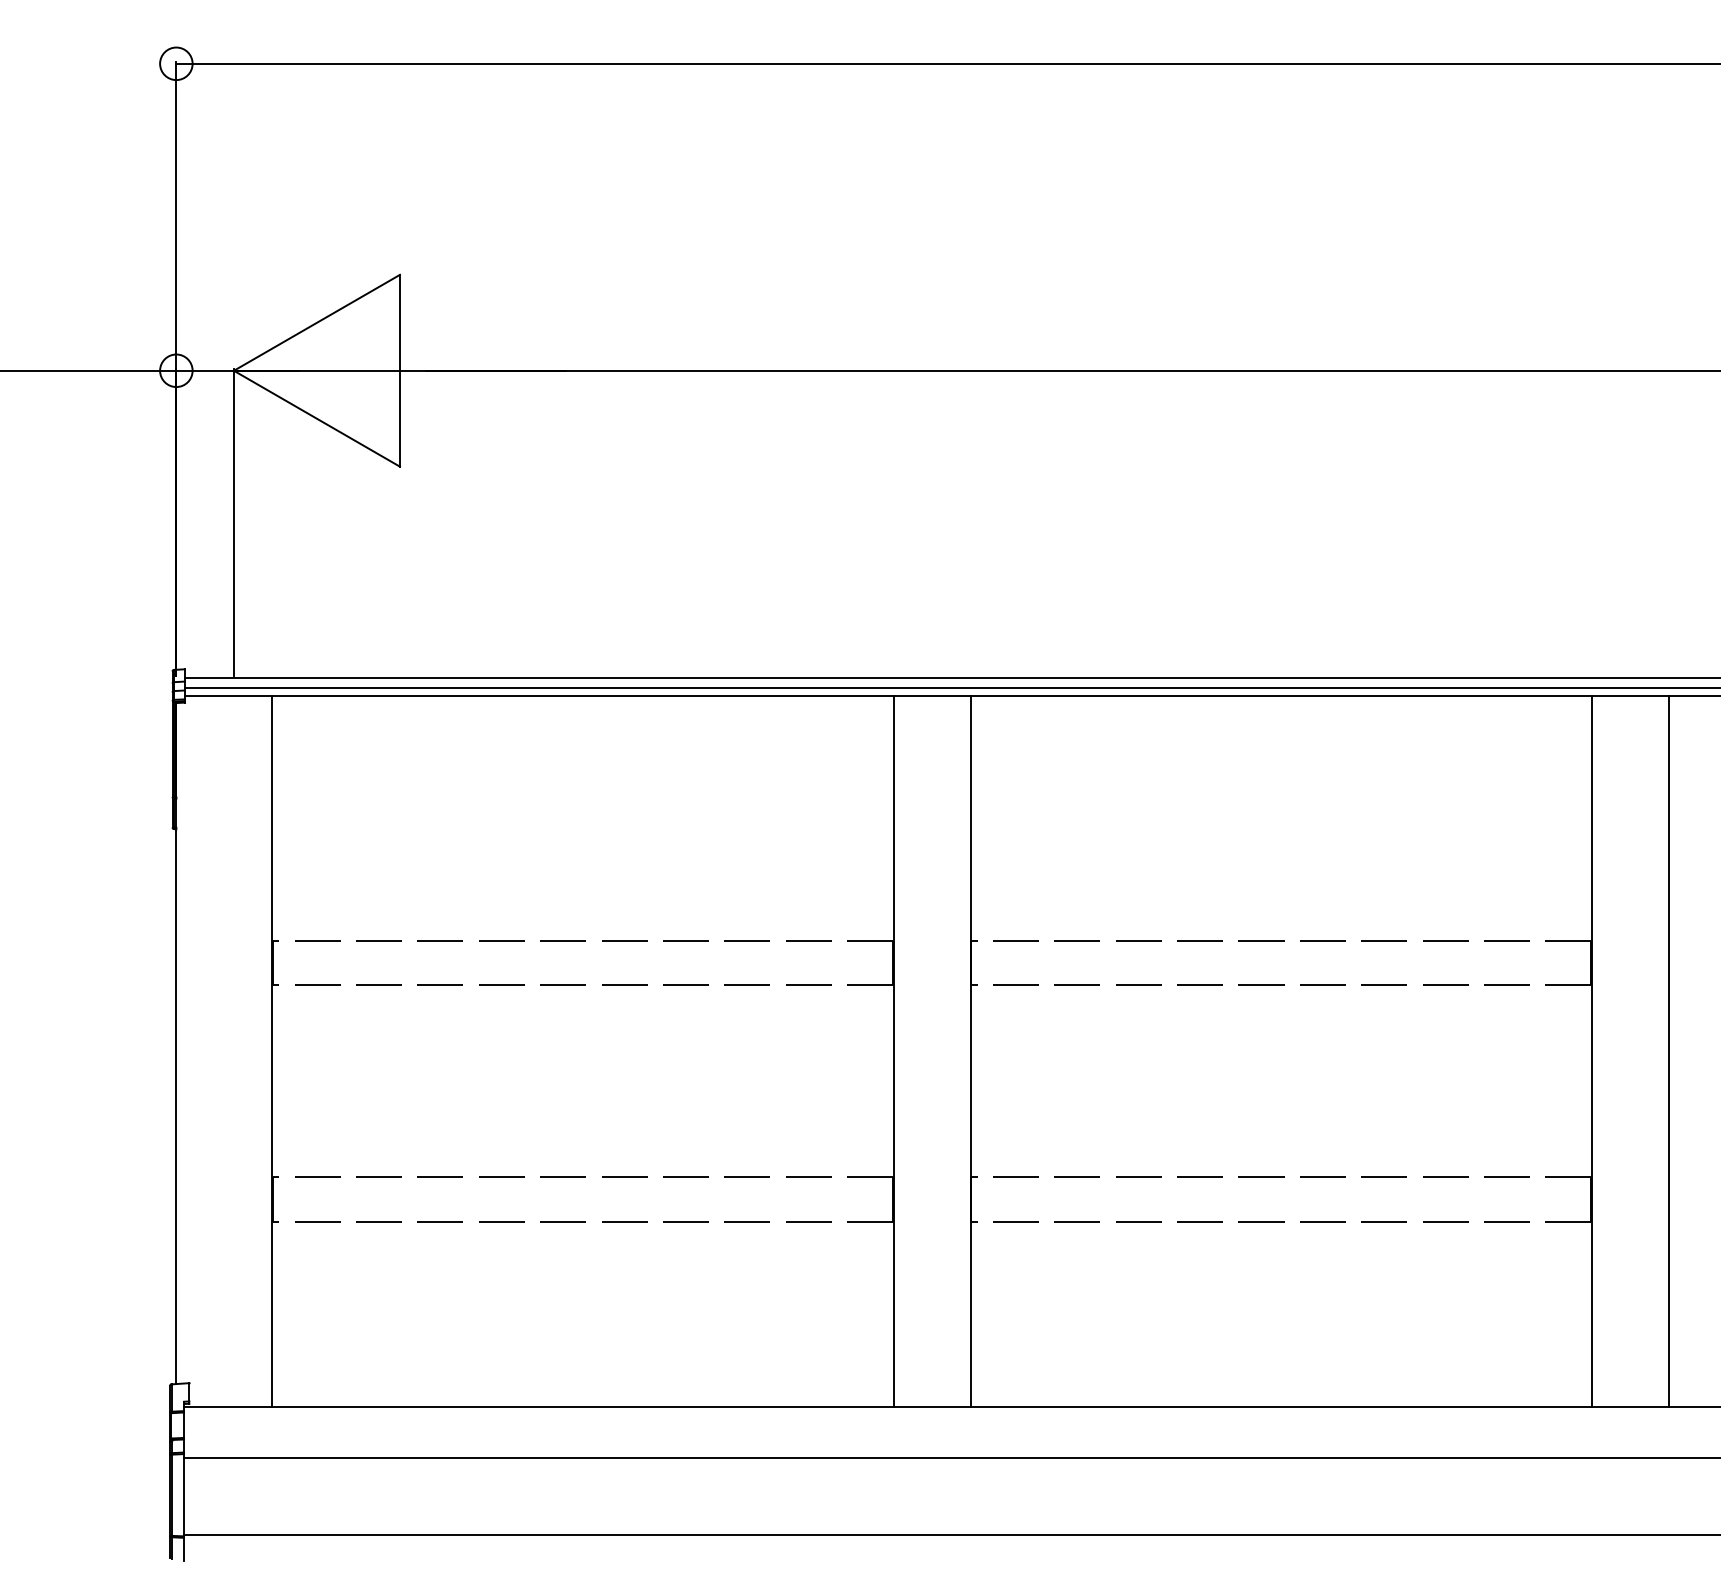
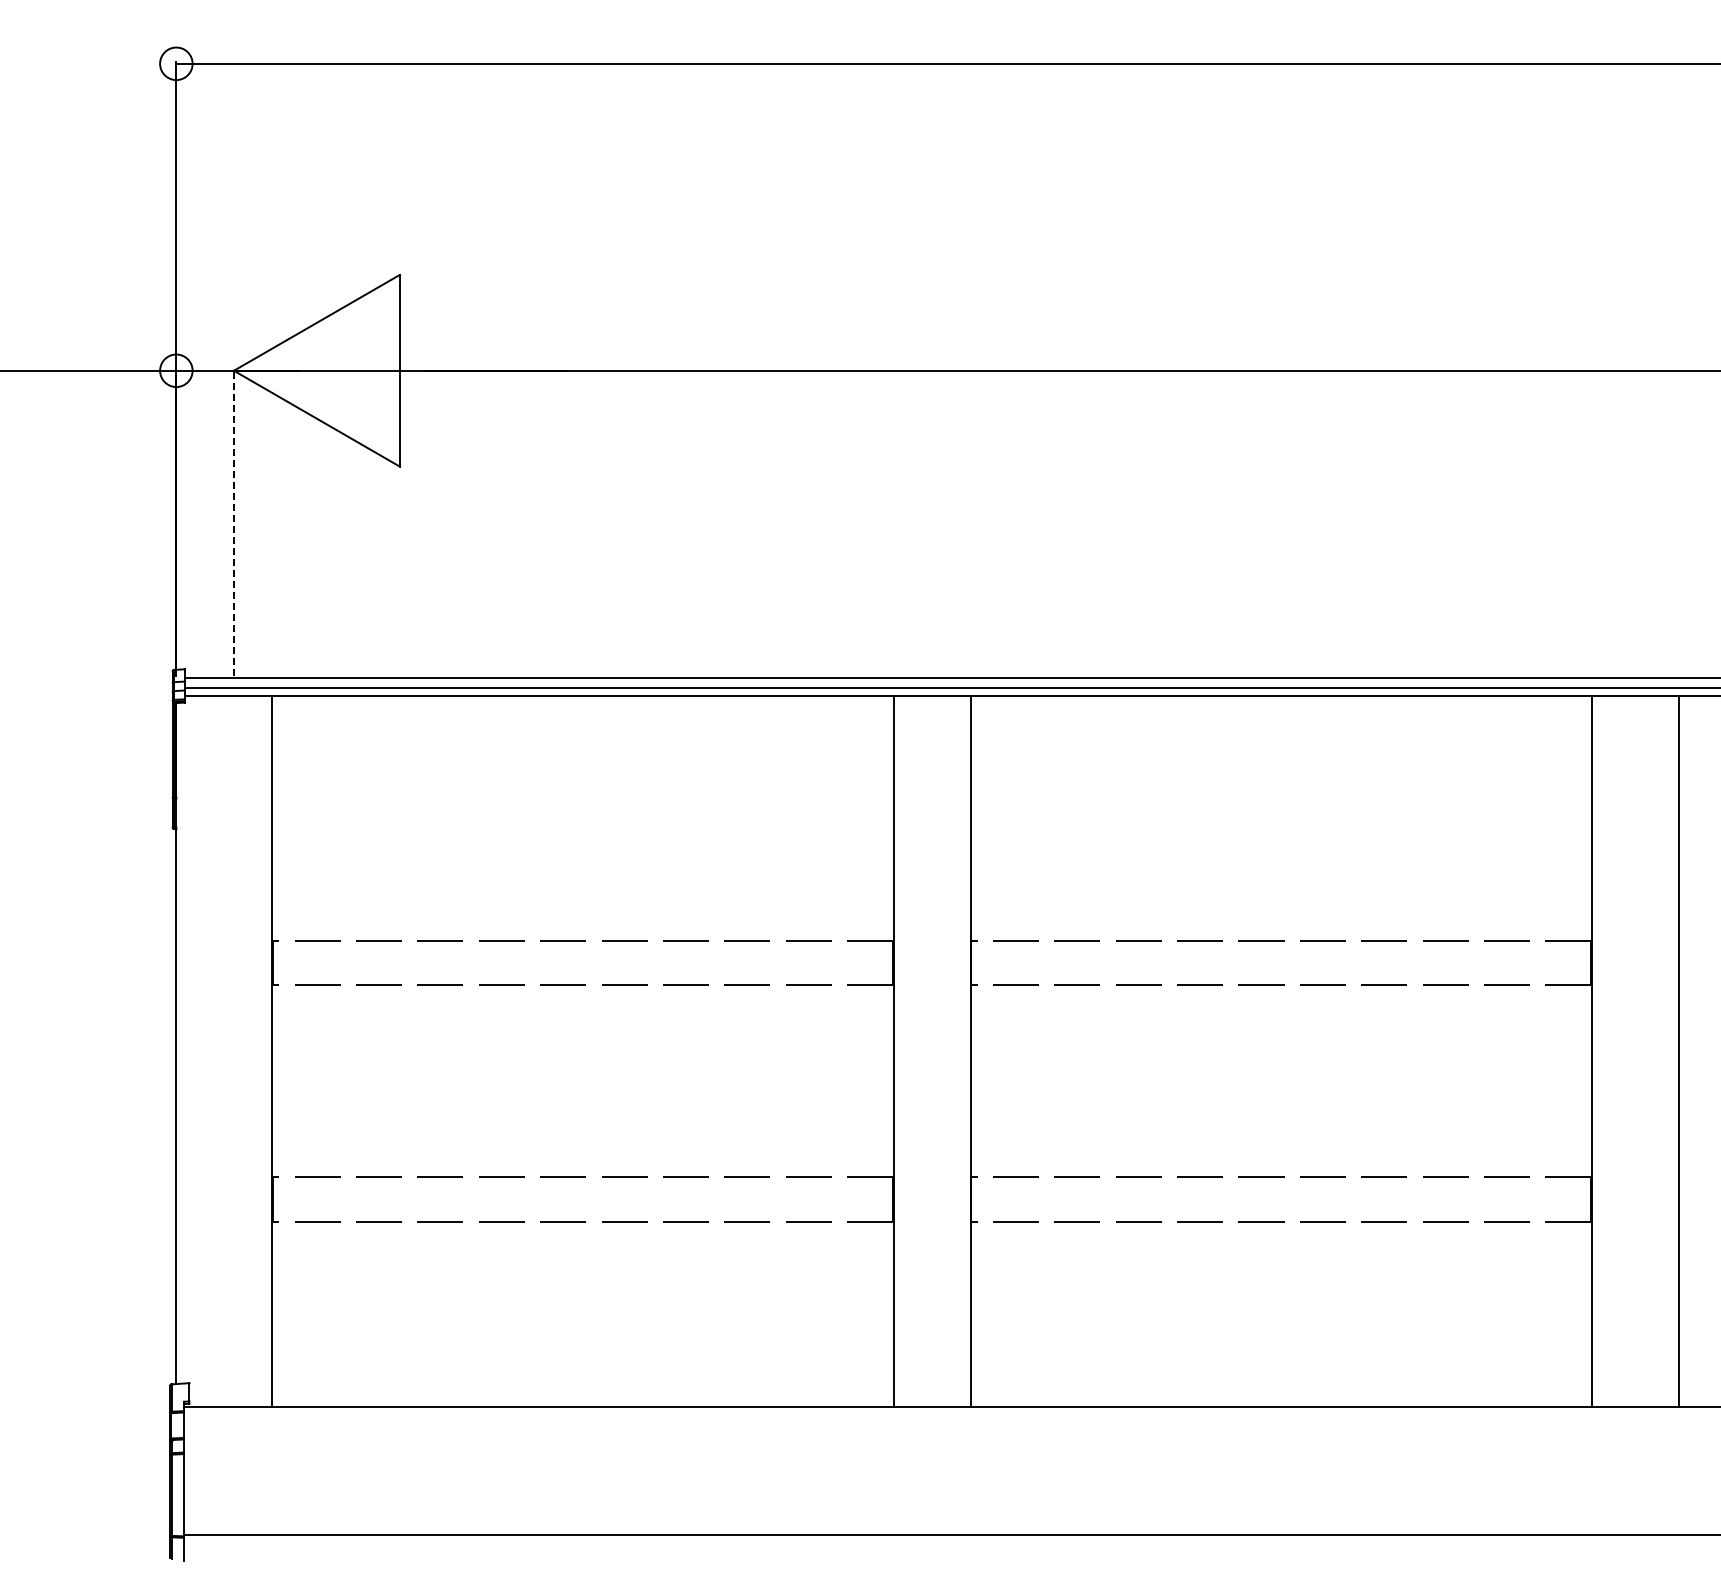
line: solid -> dashed (233, 522)
line position: (1668, 1051) -> (1678, 1051) (1678, 1051)
line: present -> none (950, 1457)
